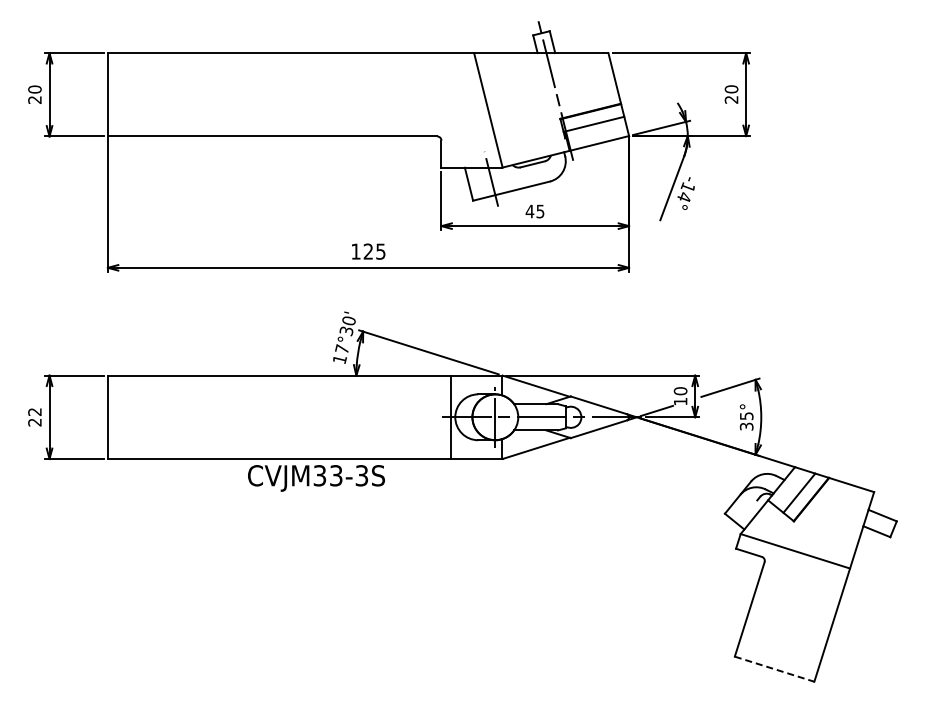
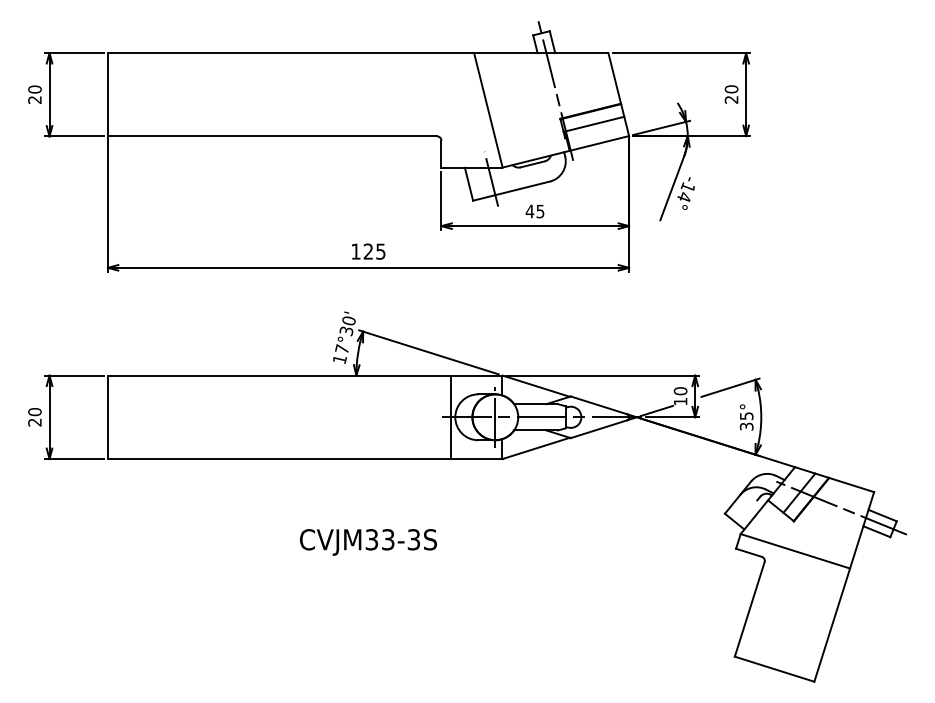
text: 22 -> 20 (34, 412)
text position: (316, 478) -> (368, 542) (368, 542)
line: none -> present (841, 507)
line: dashed -> solid (774, 669)
